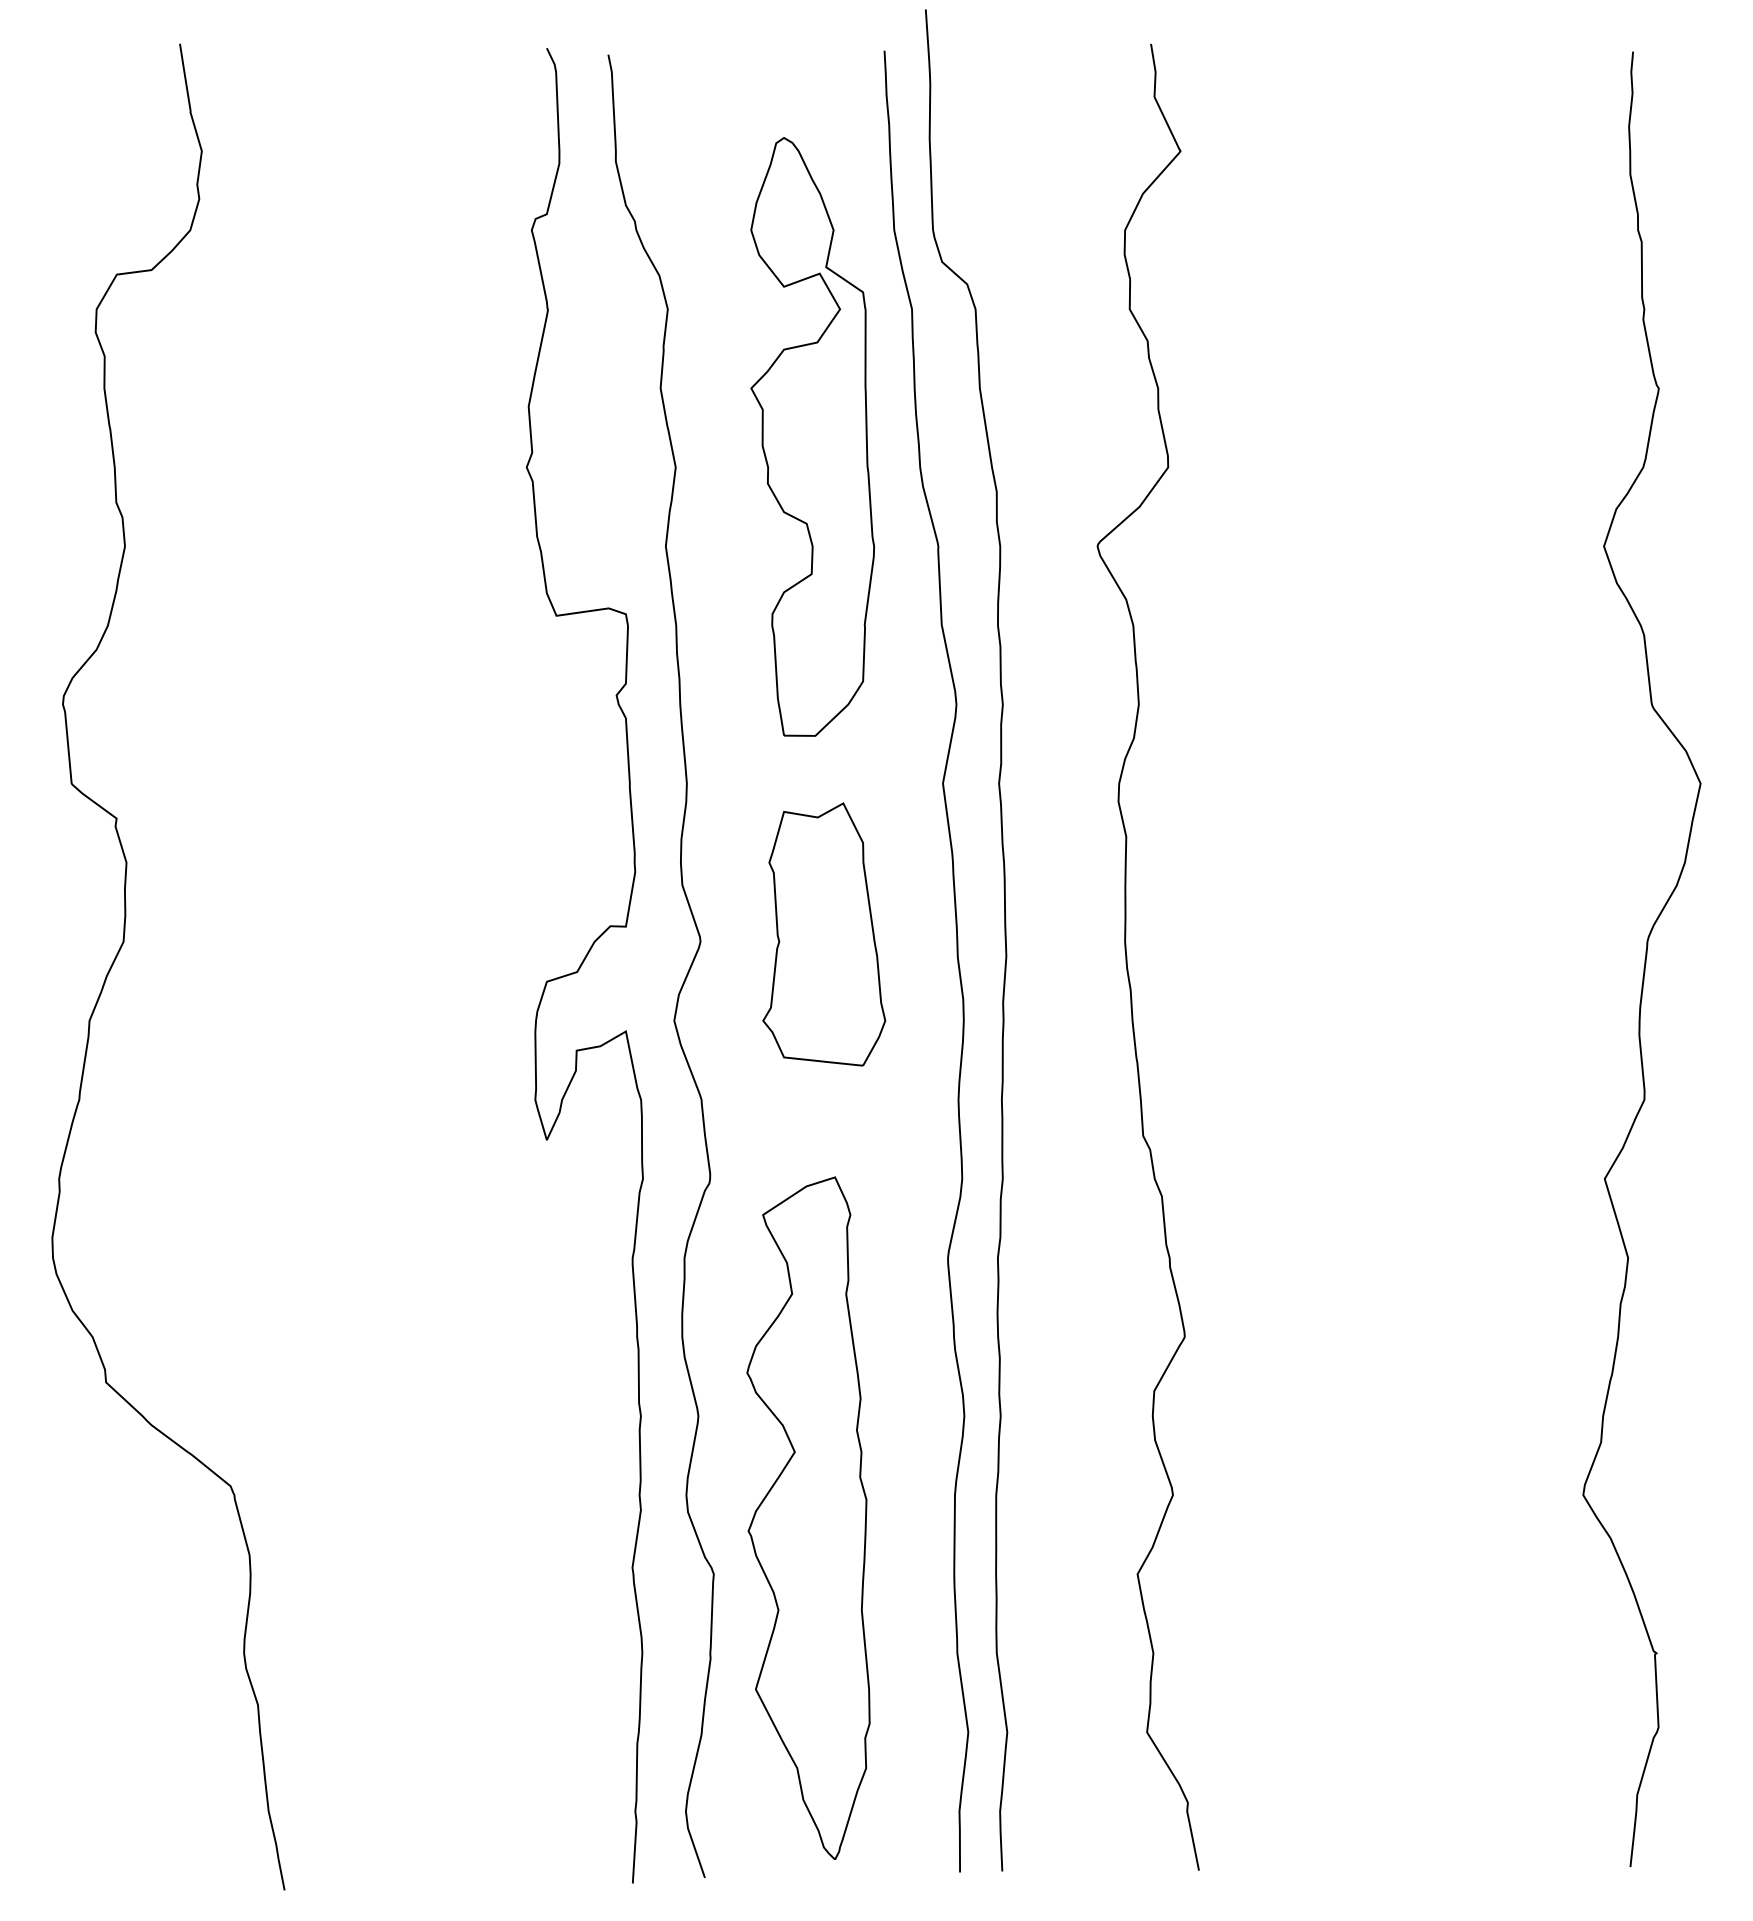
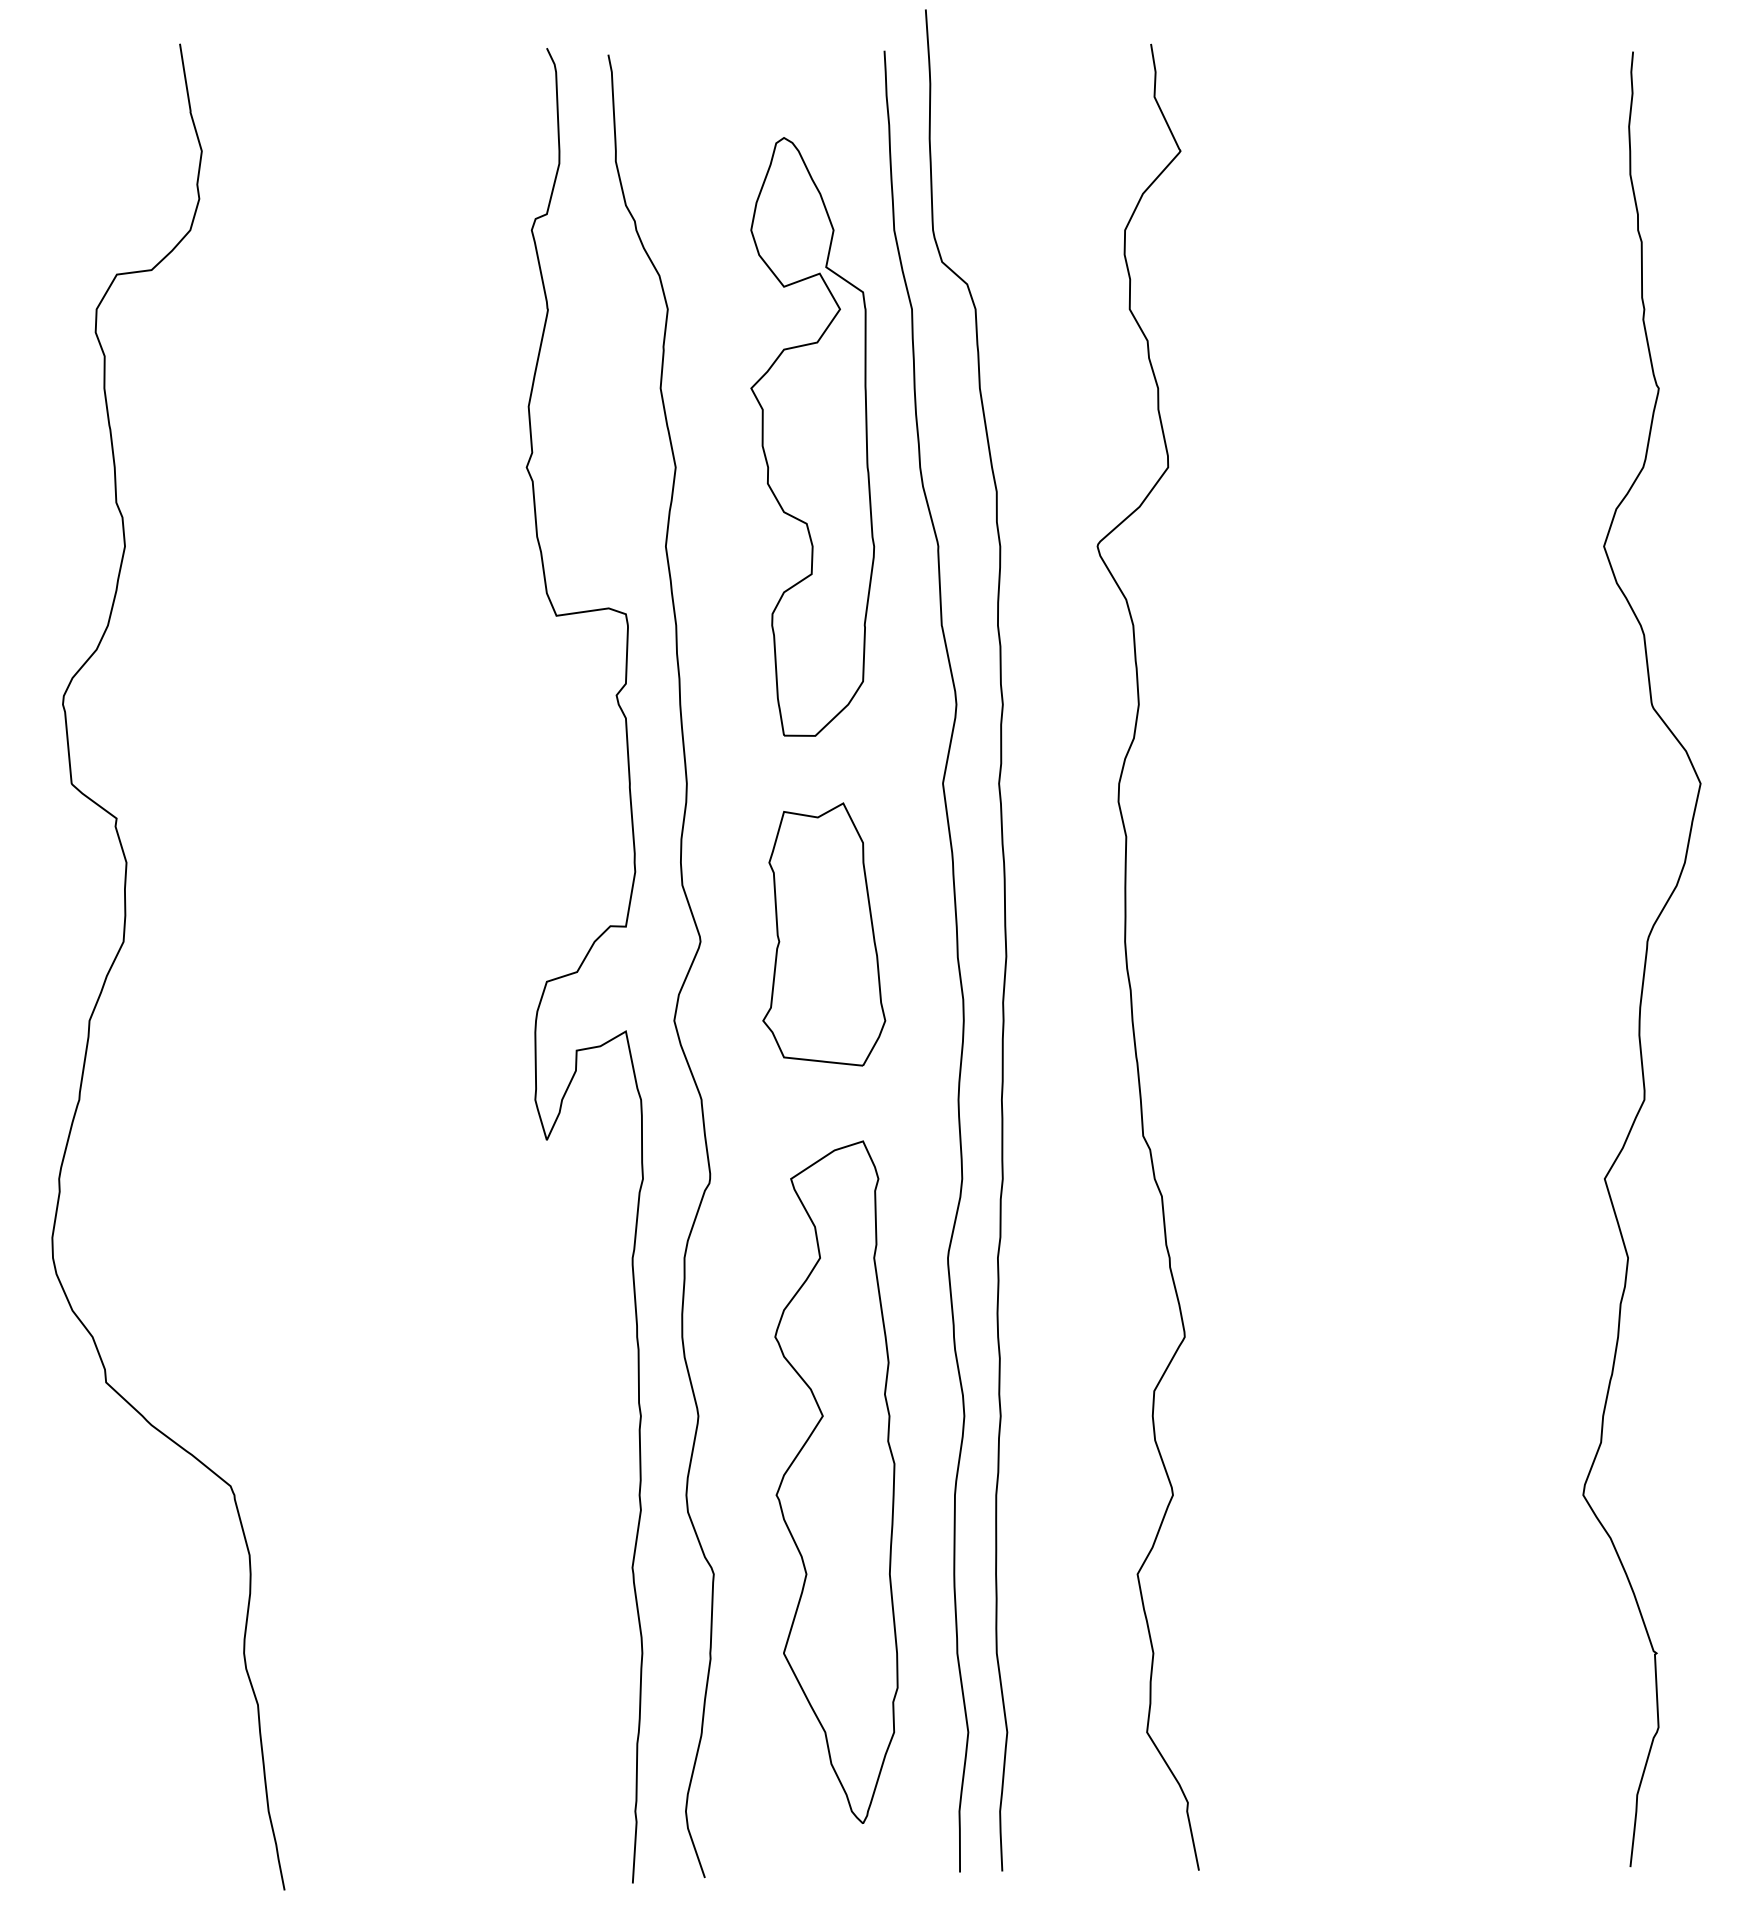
part position: (808, 1517) -> (836, 1481) (836, 1481)
